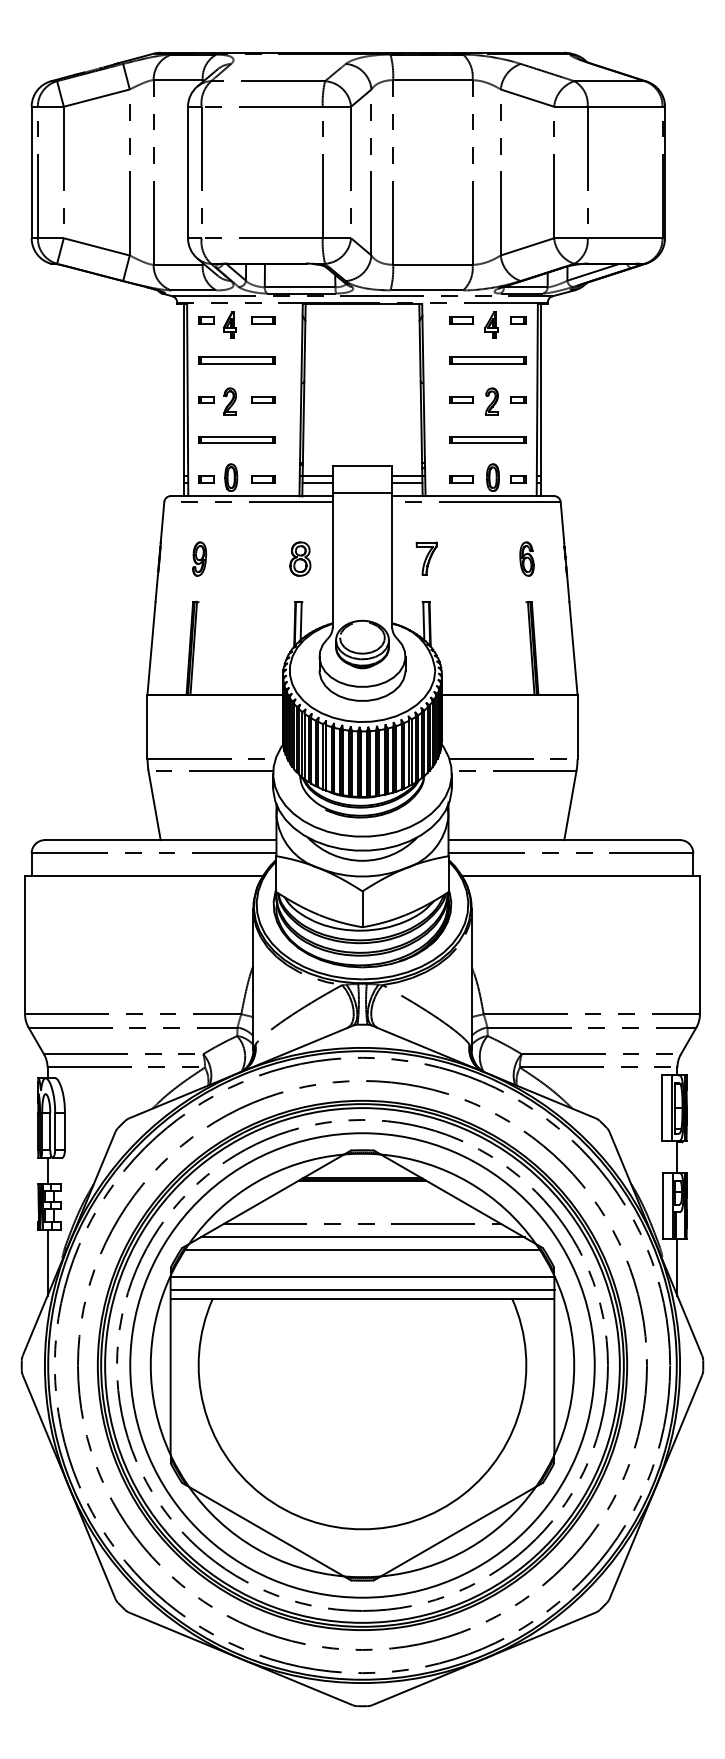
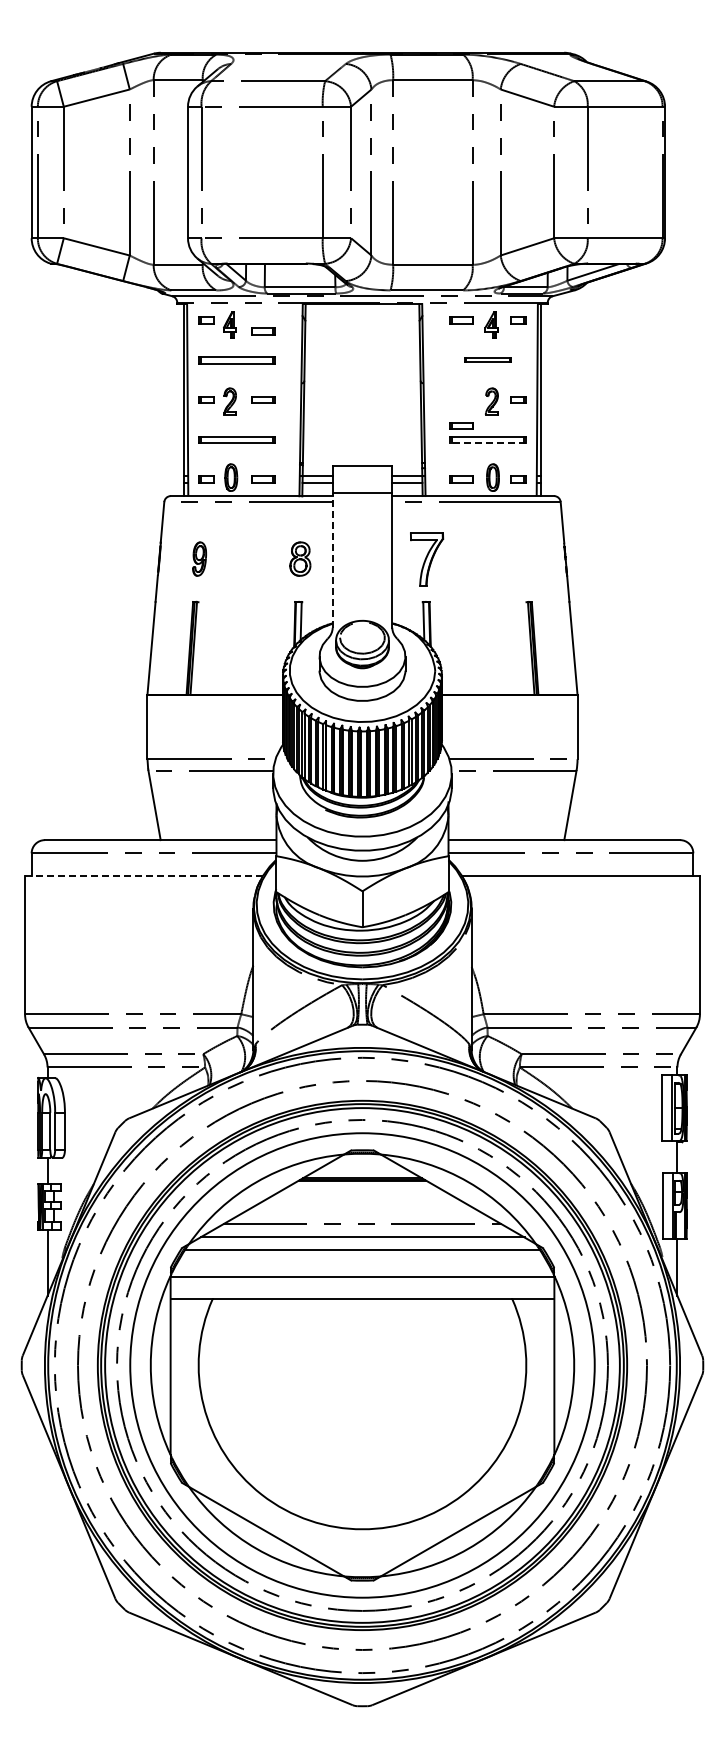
part position: (263, 320) -> (263, 331) (263, 331)
part size: 78x9 px -> 48x6 px (487, 359)
part position: (461, 399) -> (461, 425) (461, 425)
line: solid -> dashed (487, 443)
part size: 23x35 px -> 35x55 px (427, 559)
part: present -> none (526, 558)
line: solid -> dashed (332, 559)
line: solid -> dashed (144, 875)
line: present -> none (362, 1290)
